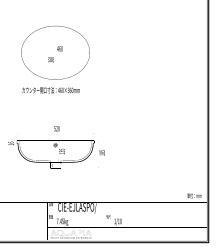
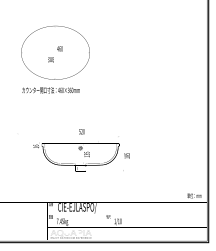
part position: (56, 147) -> (81, 150) (81, 150)
